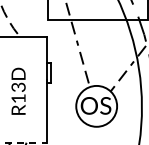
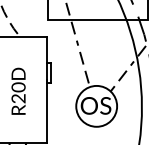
text: R13D -> R20D (18, 92)
line: dashed -> solid (24, 142)
